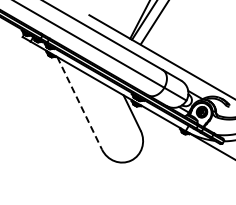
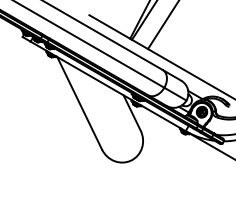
line position: (154, 23) -> (162, 25) (162, 25)
line: dashed -> solid (79, 103)
